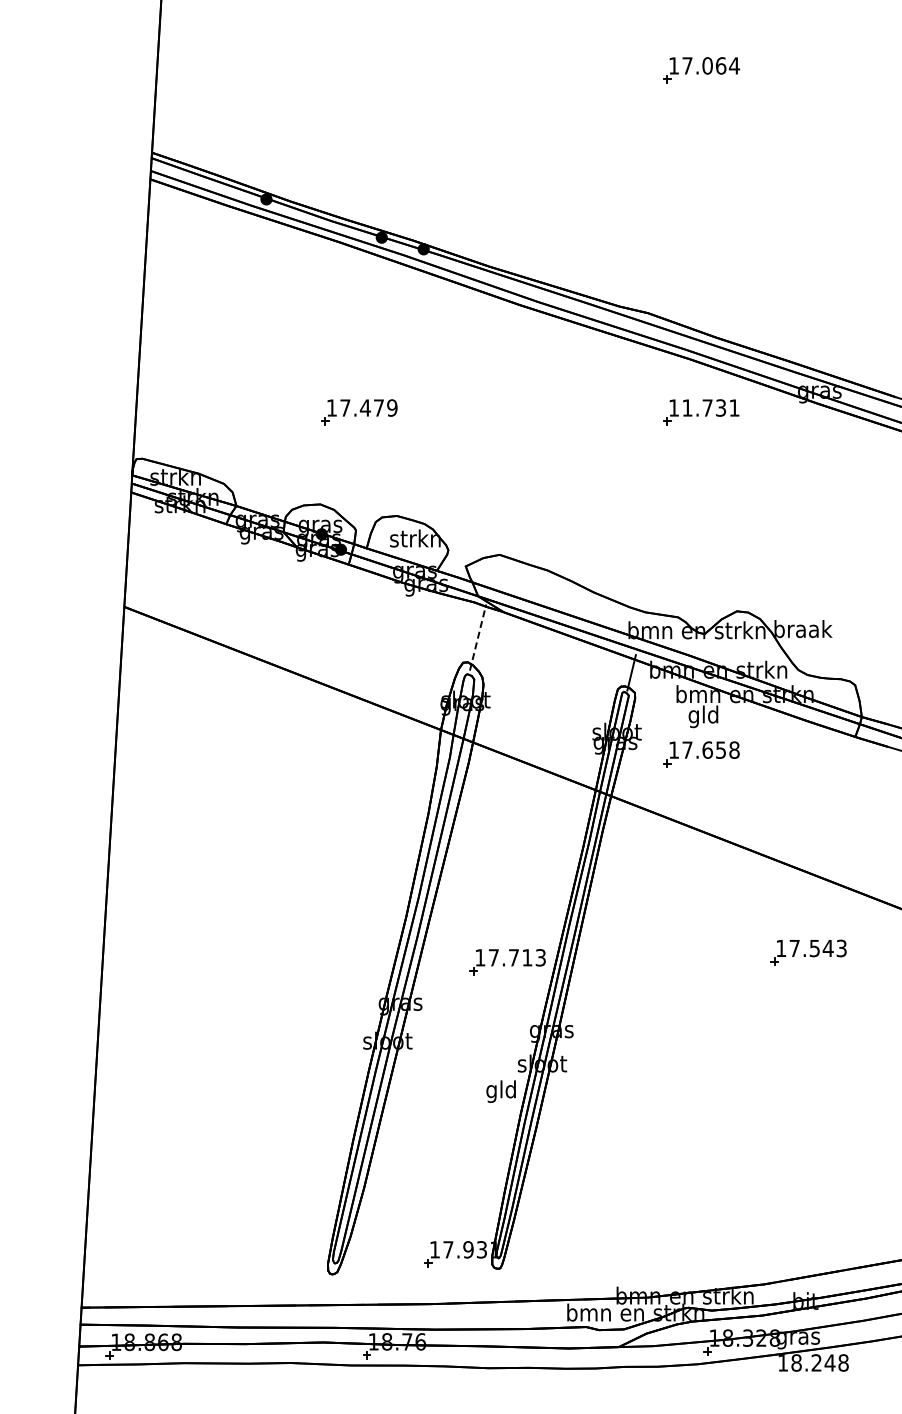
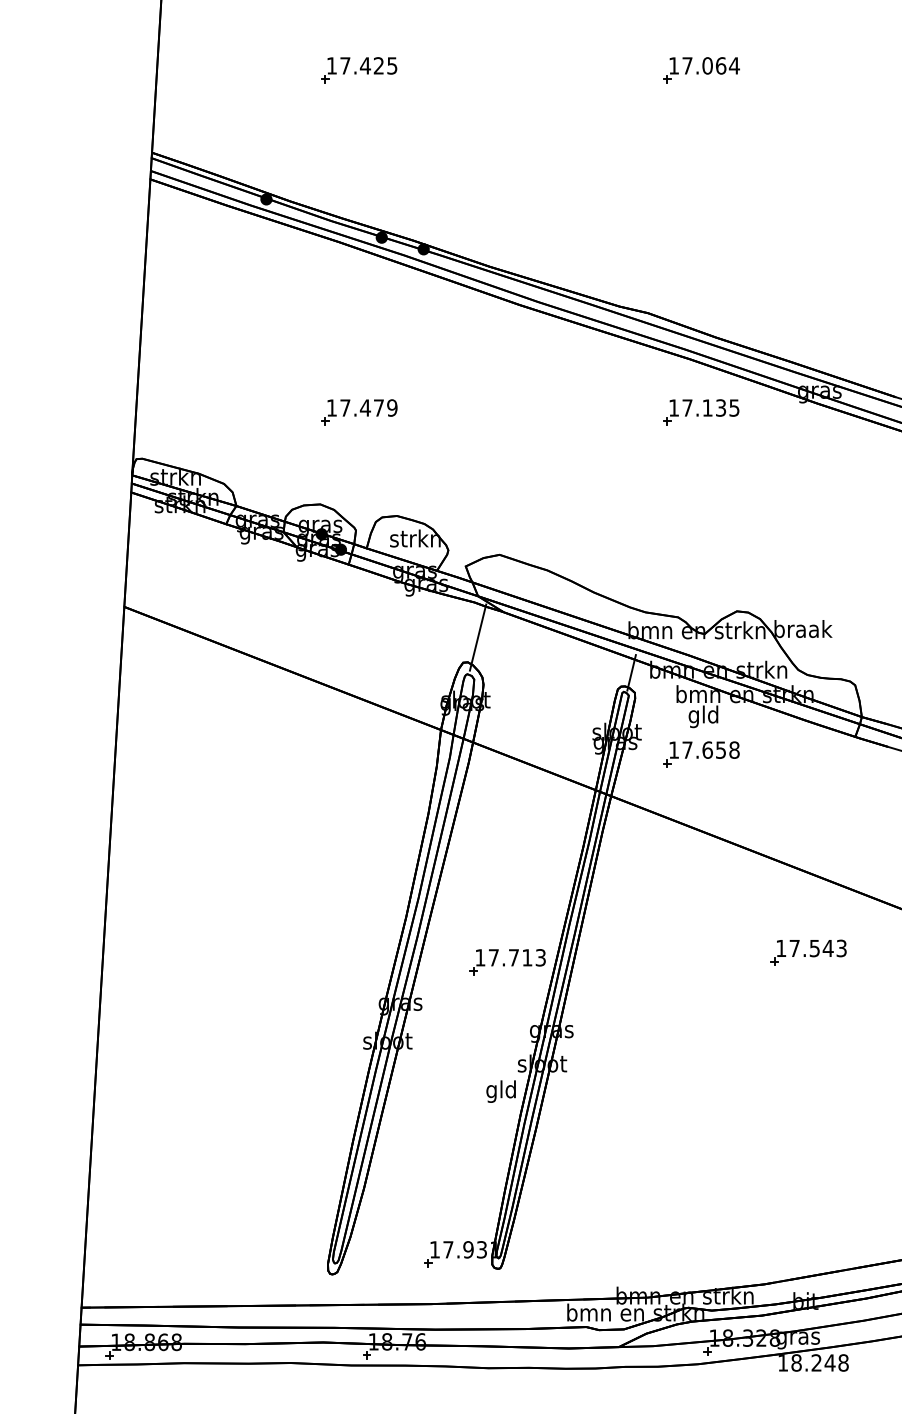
part: none -> present (359, 70)
text: 11.731 -> 17.135 (710, 407)
line: dashed -> solid (478, 637)
